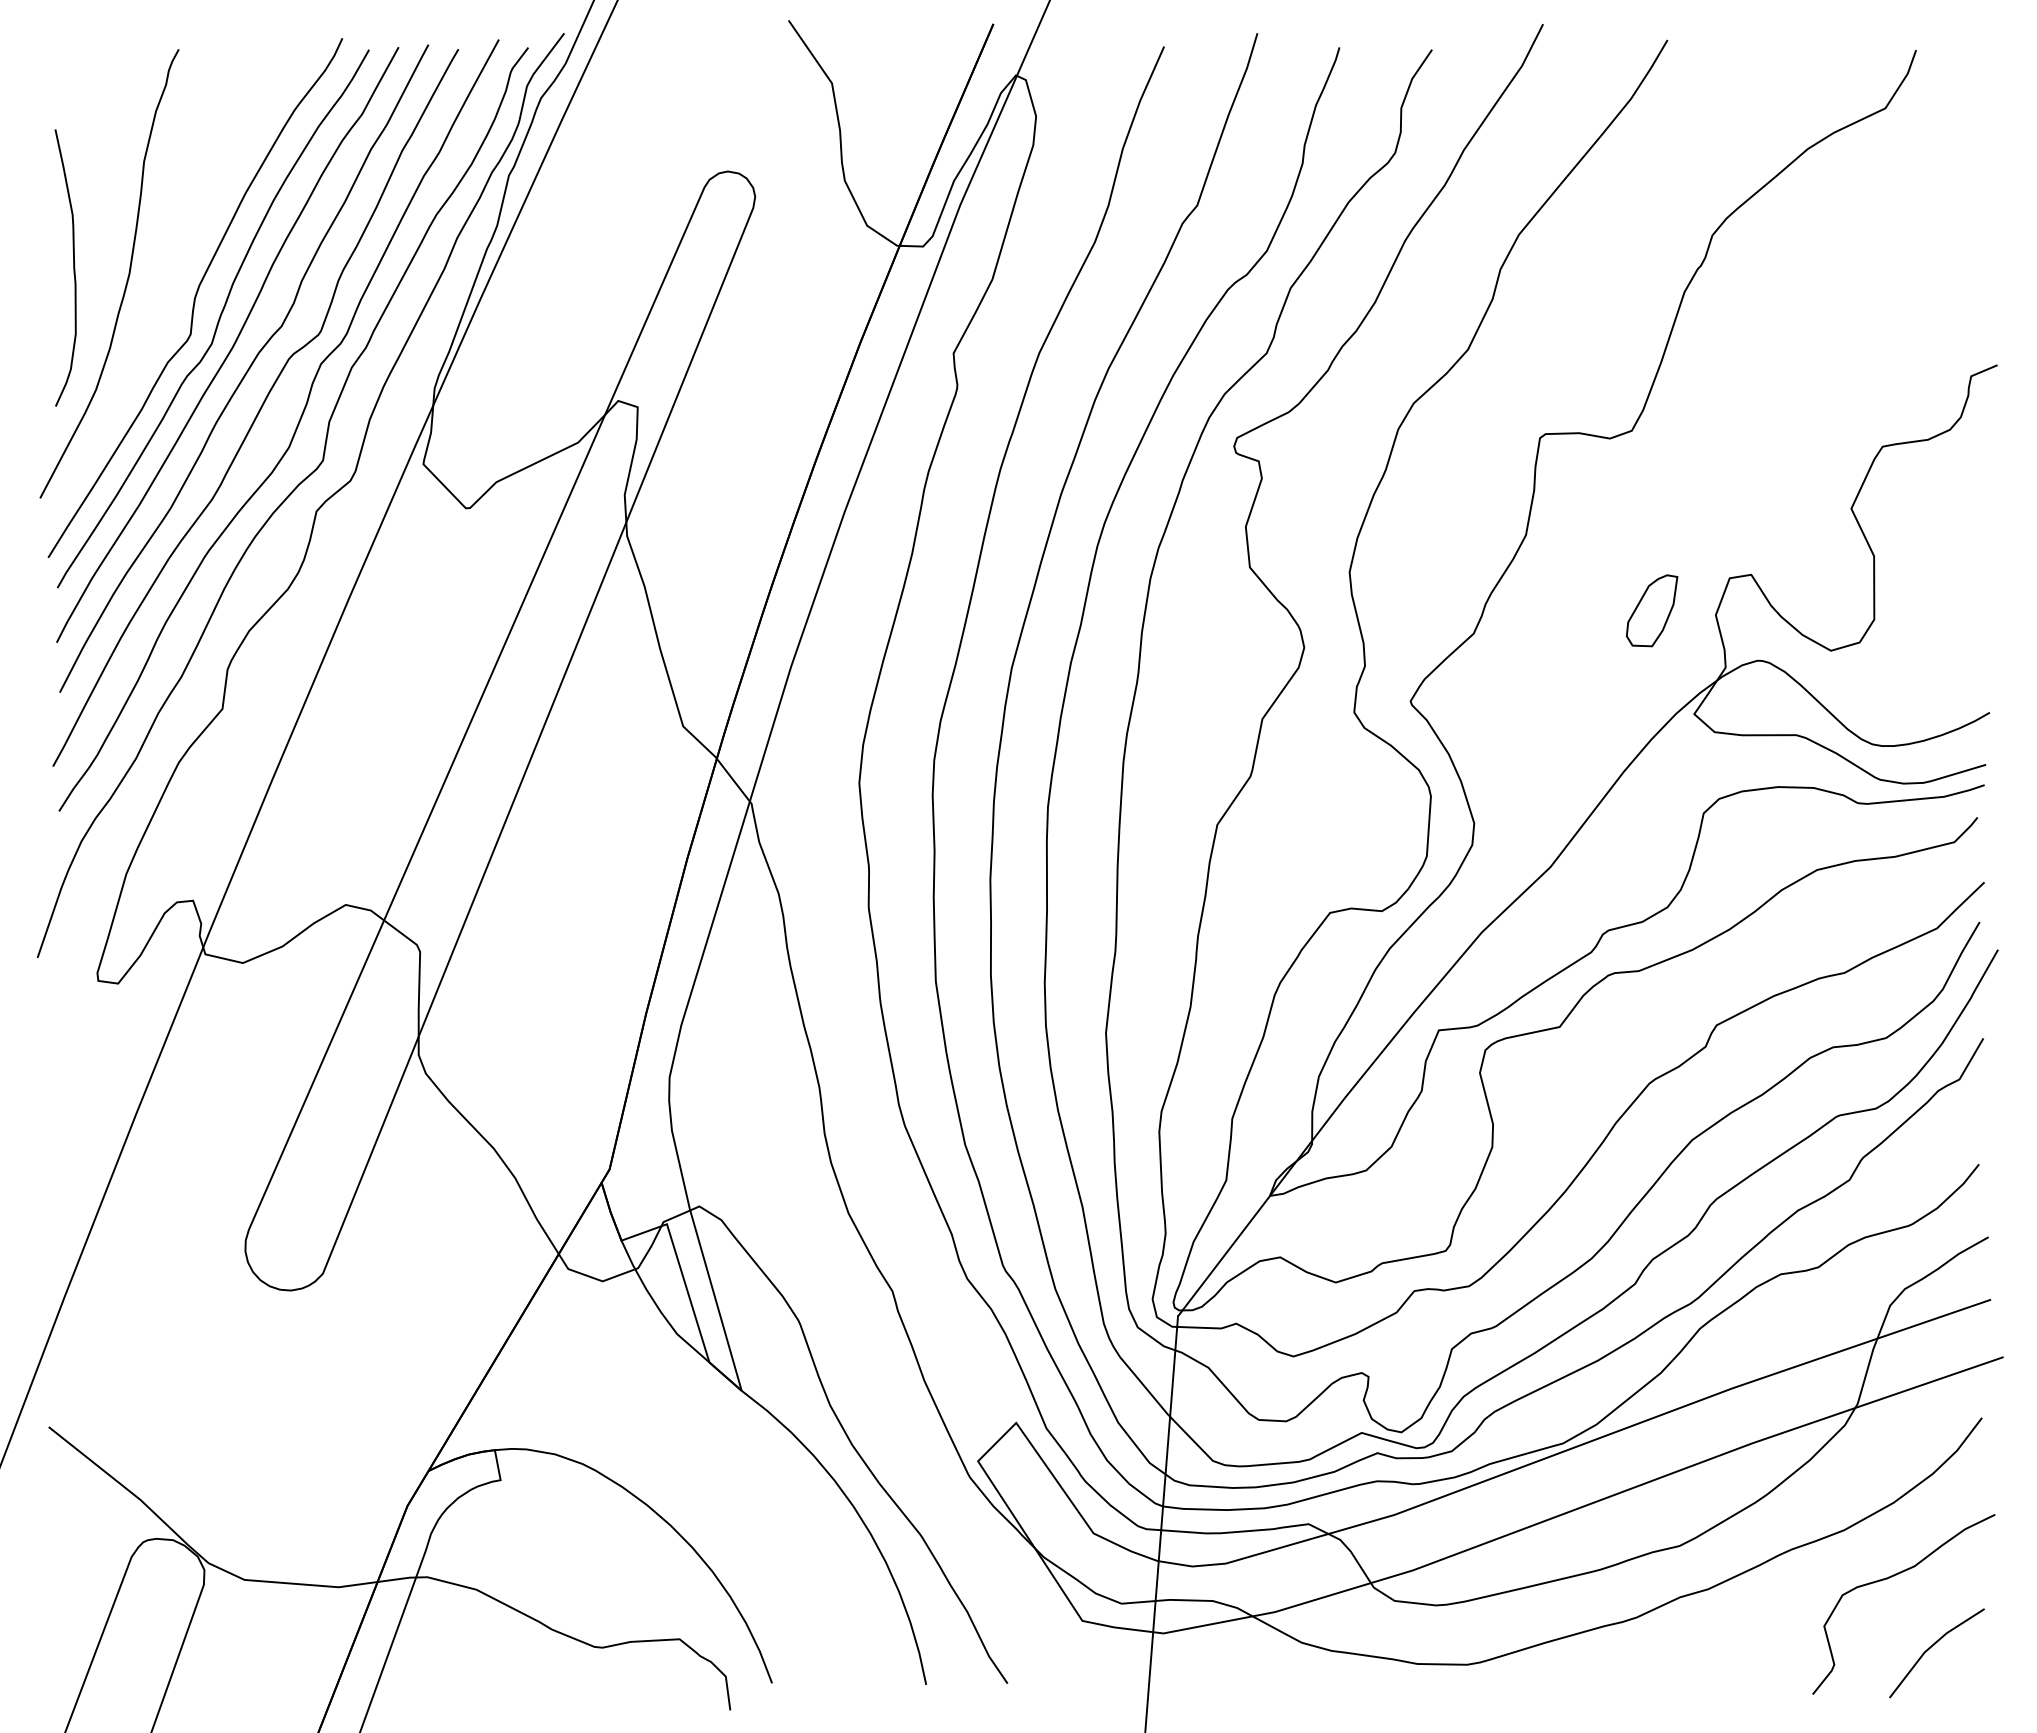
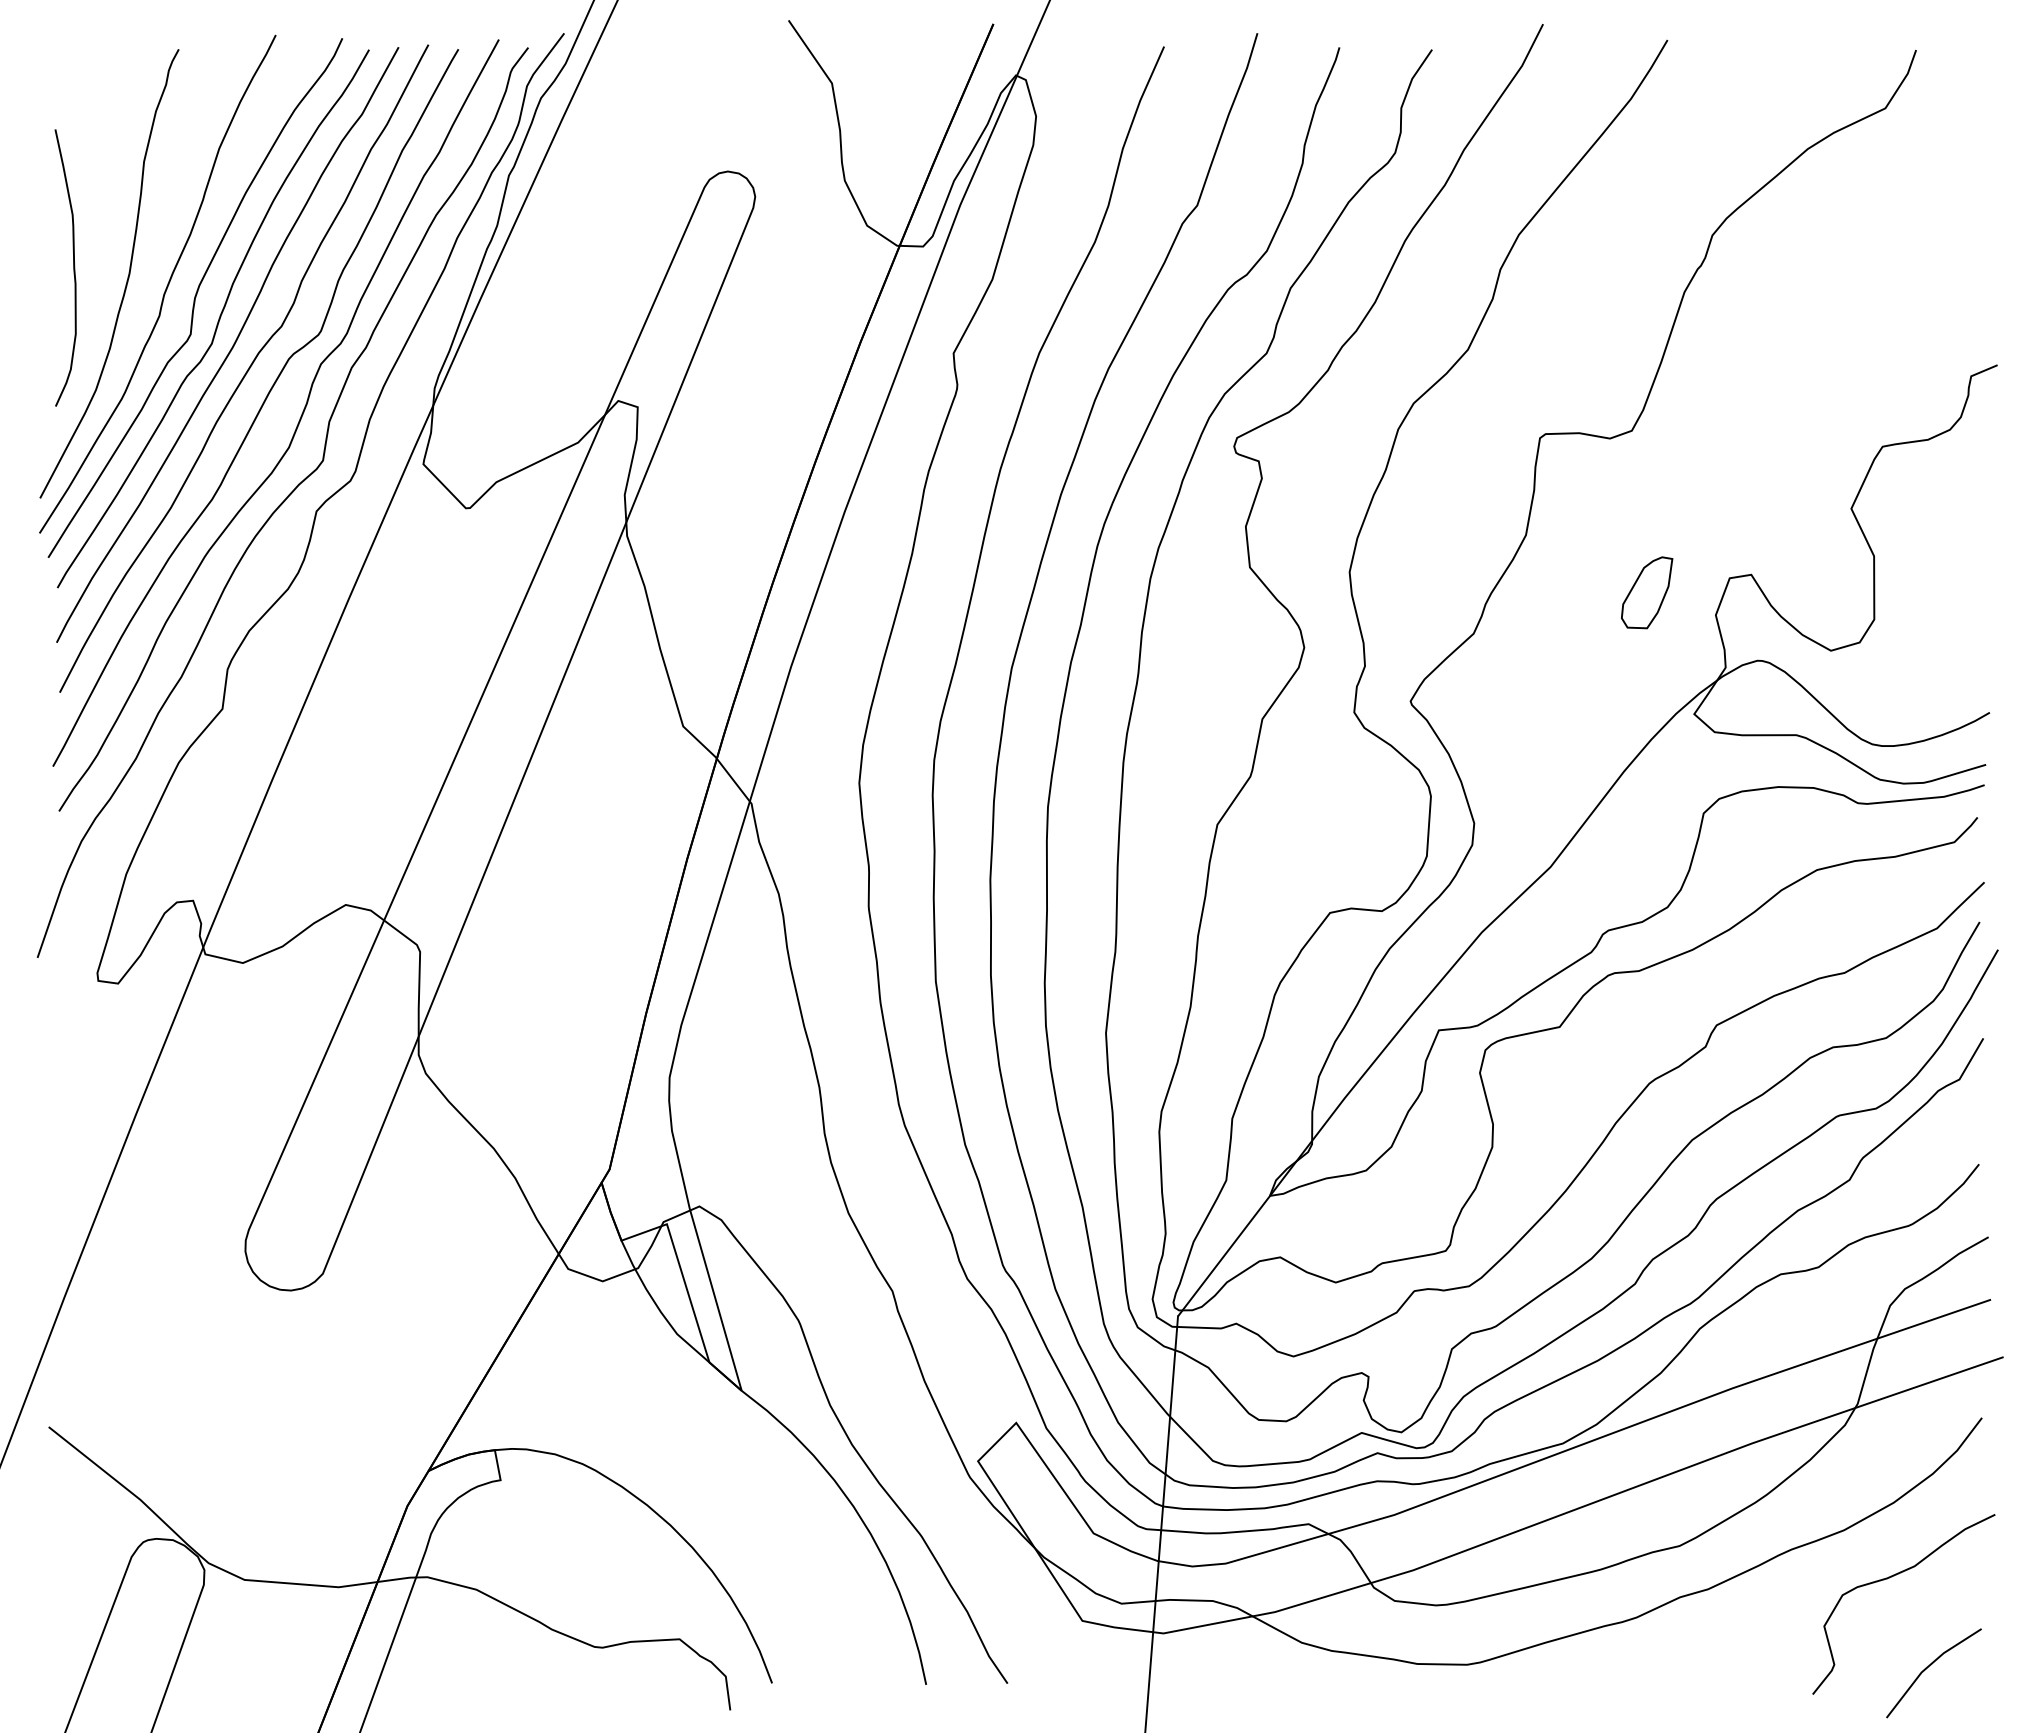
curve: none -> present (165, 288)
part position: (1652, 610) -> (1647, 592) (1647, 592)
line position: (1931, 1647) -> (1928, 1667) (1928, 1667)
